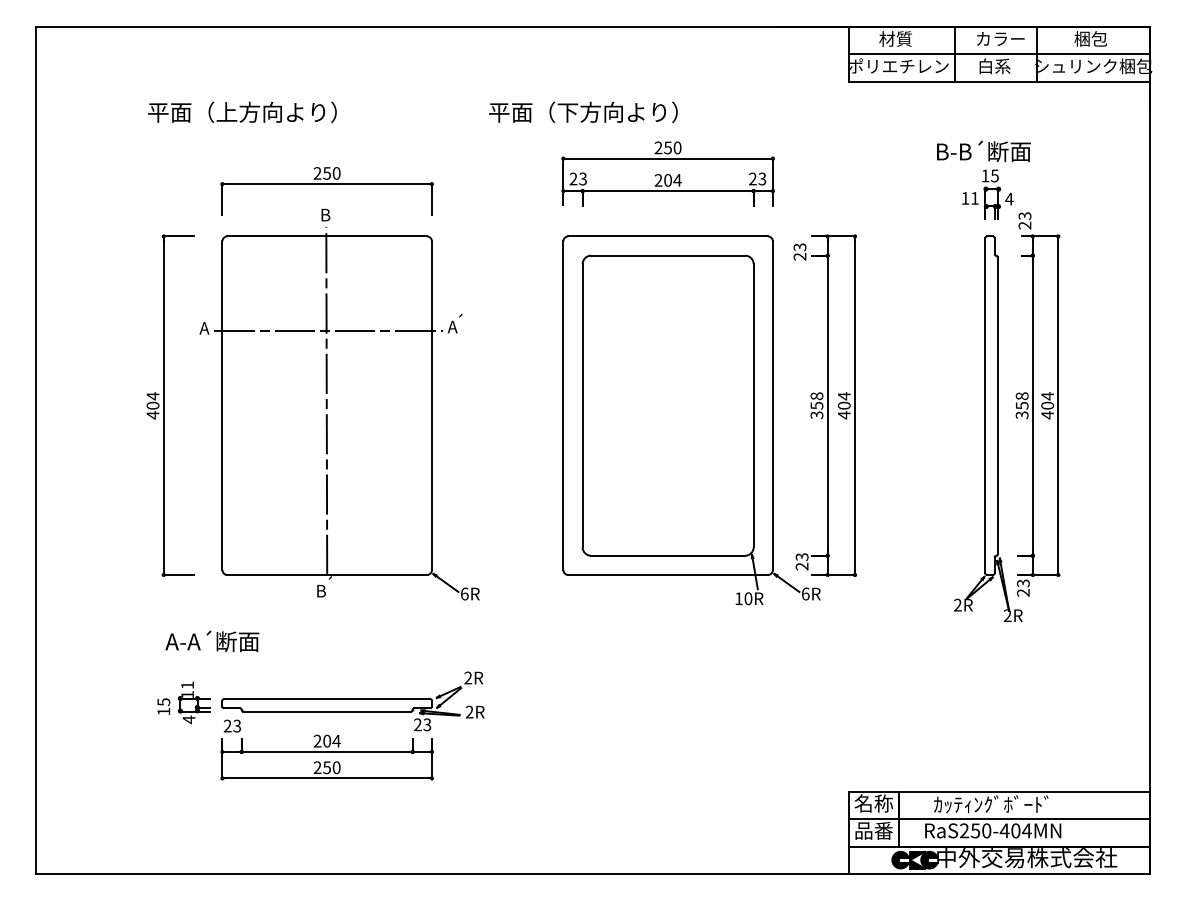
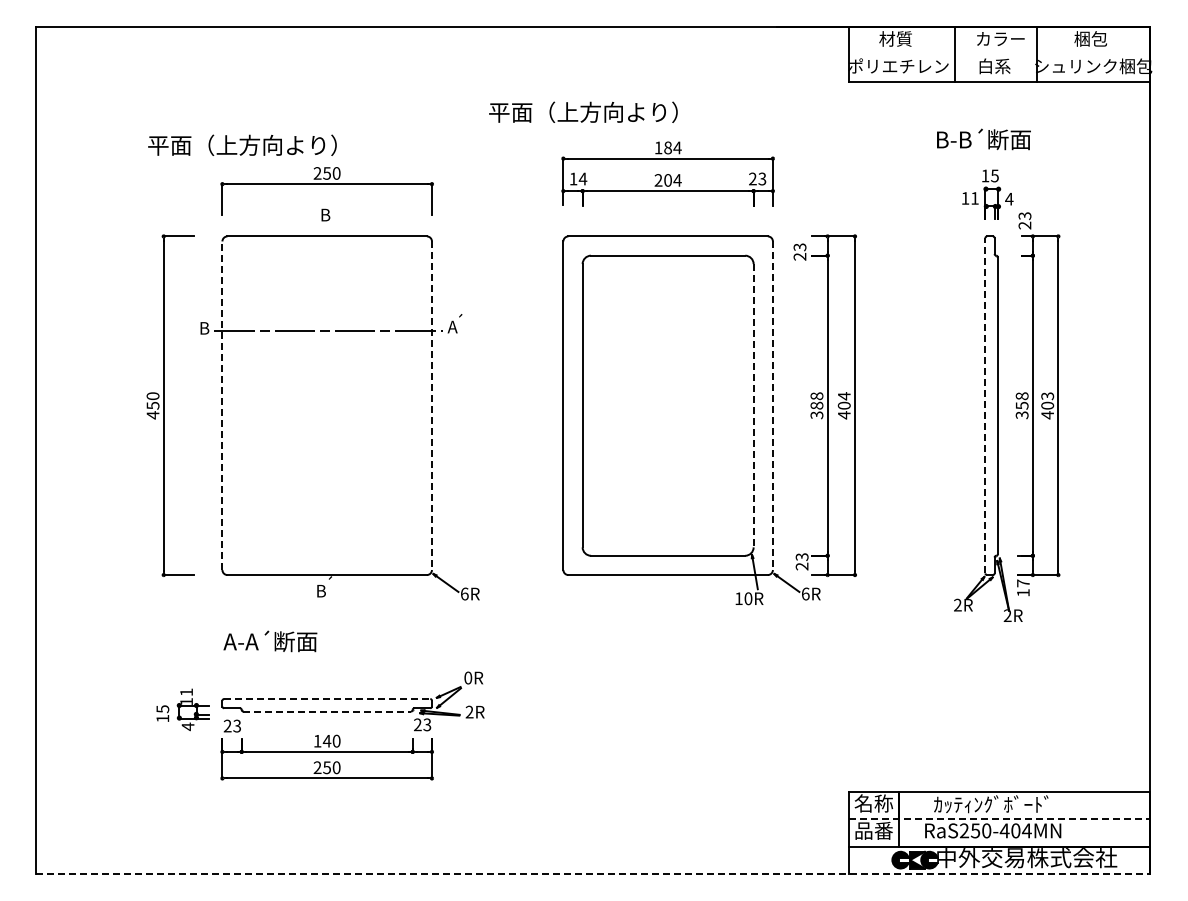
line: present -> none (999, 54)
text position: (242, 111) -> (242, 144) (242, 144)
text: 平面（下方向より） -> 平面（上方向より） (567, 112)
text: 250 -> 184 (667, 147)
text position: (983, 151) -> (983, 139) (983, 139)
text: 23 -> 14 (578, 178)
text: A -> B (204, 328)
text: 404 -> 403 (1047, 396)
text: 404 -> 450 (152, 400)
line: present -> none (326, 401)
line: solid -> dashed (222, 405)
line: solid -> dashed (753, 405)
text: 358 -> 388 (816, 405)
line: solid -> dashed (985, 405)
line: solid -> dashed (431, 406)
line: solid -> dashed (772, 406)
text: 23 -> 17 (1023, 587)
text position: (212, 641) -> (270, 641) (270, 641)
text: 2R -> 0R (468, 677)
line: solid -> dashed (327, 699)
part position: (183, 702) -> (182, 709) (182, 709)
line: solid -> dashed (327, 711)
text: 204 -> 140 (326, 740)
line: solid -> dashed (999, 819)
line: solid -> dashed (593, 873)
